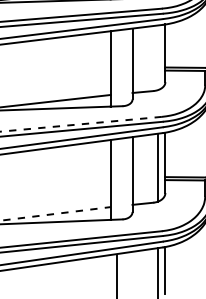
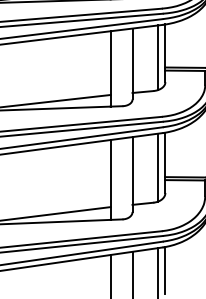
line: none -> present (158, 57)
line: dashed -> solid (81, 124)
line: dashed -> solid (56, 213)
line: none -> present (132, 273)
line position: (116, 275) -> (110, 275) (110, 275)
